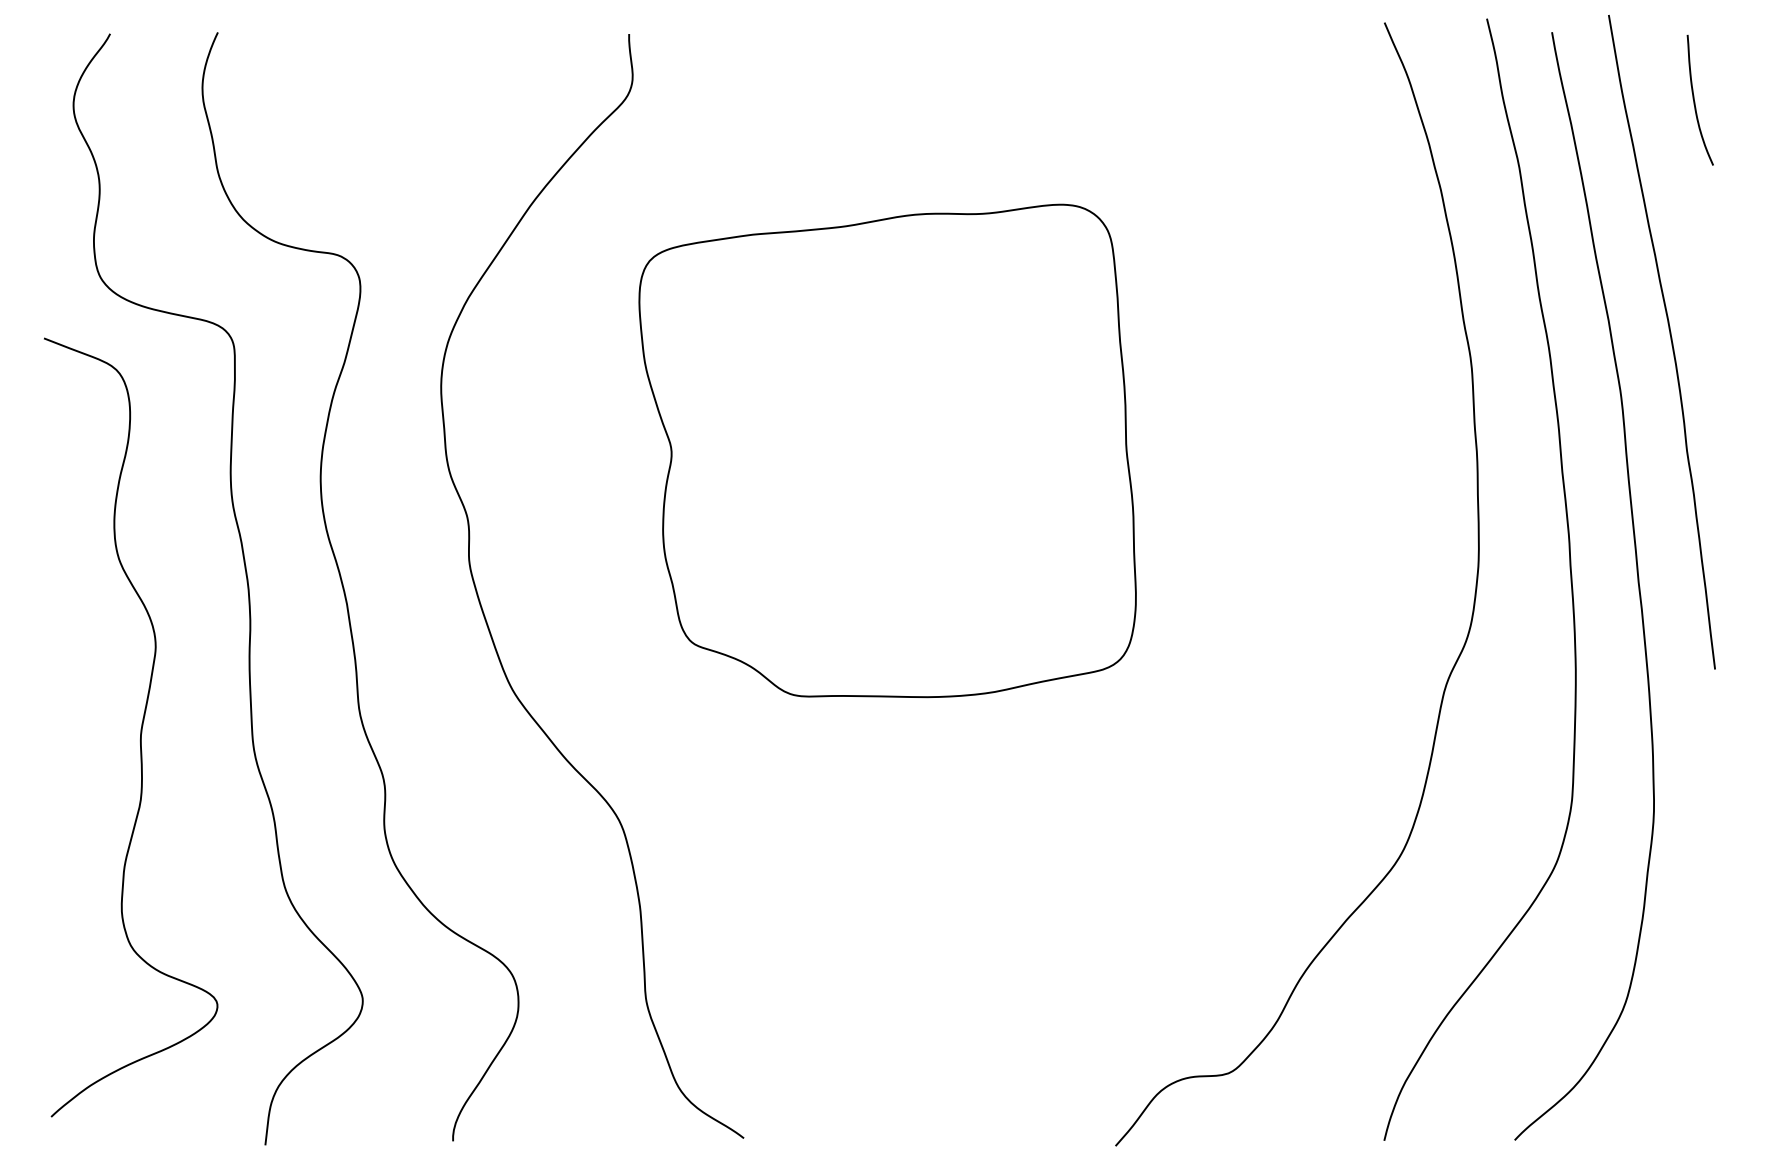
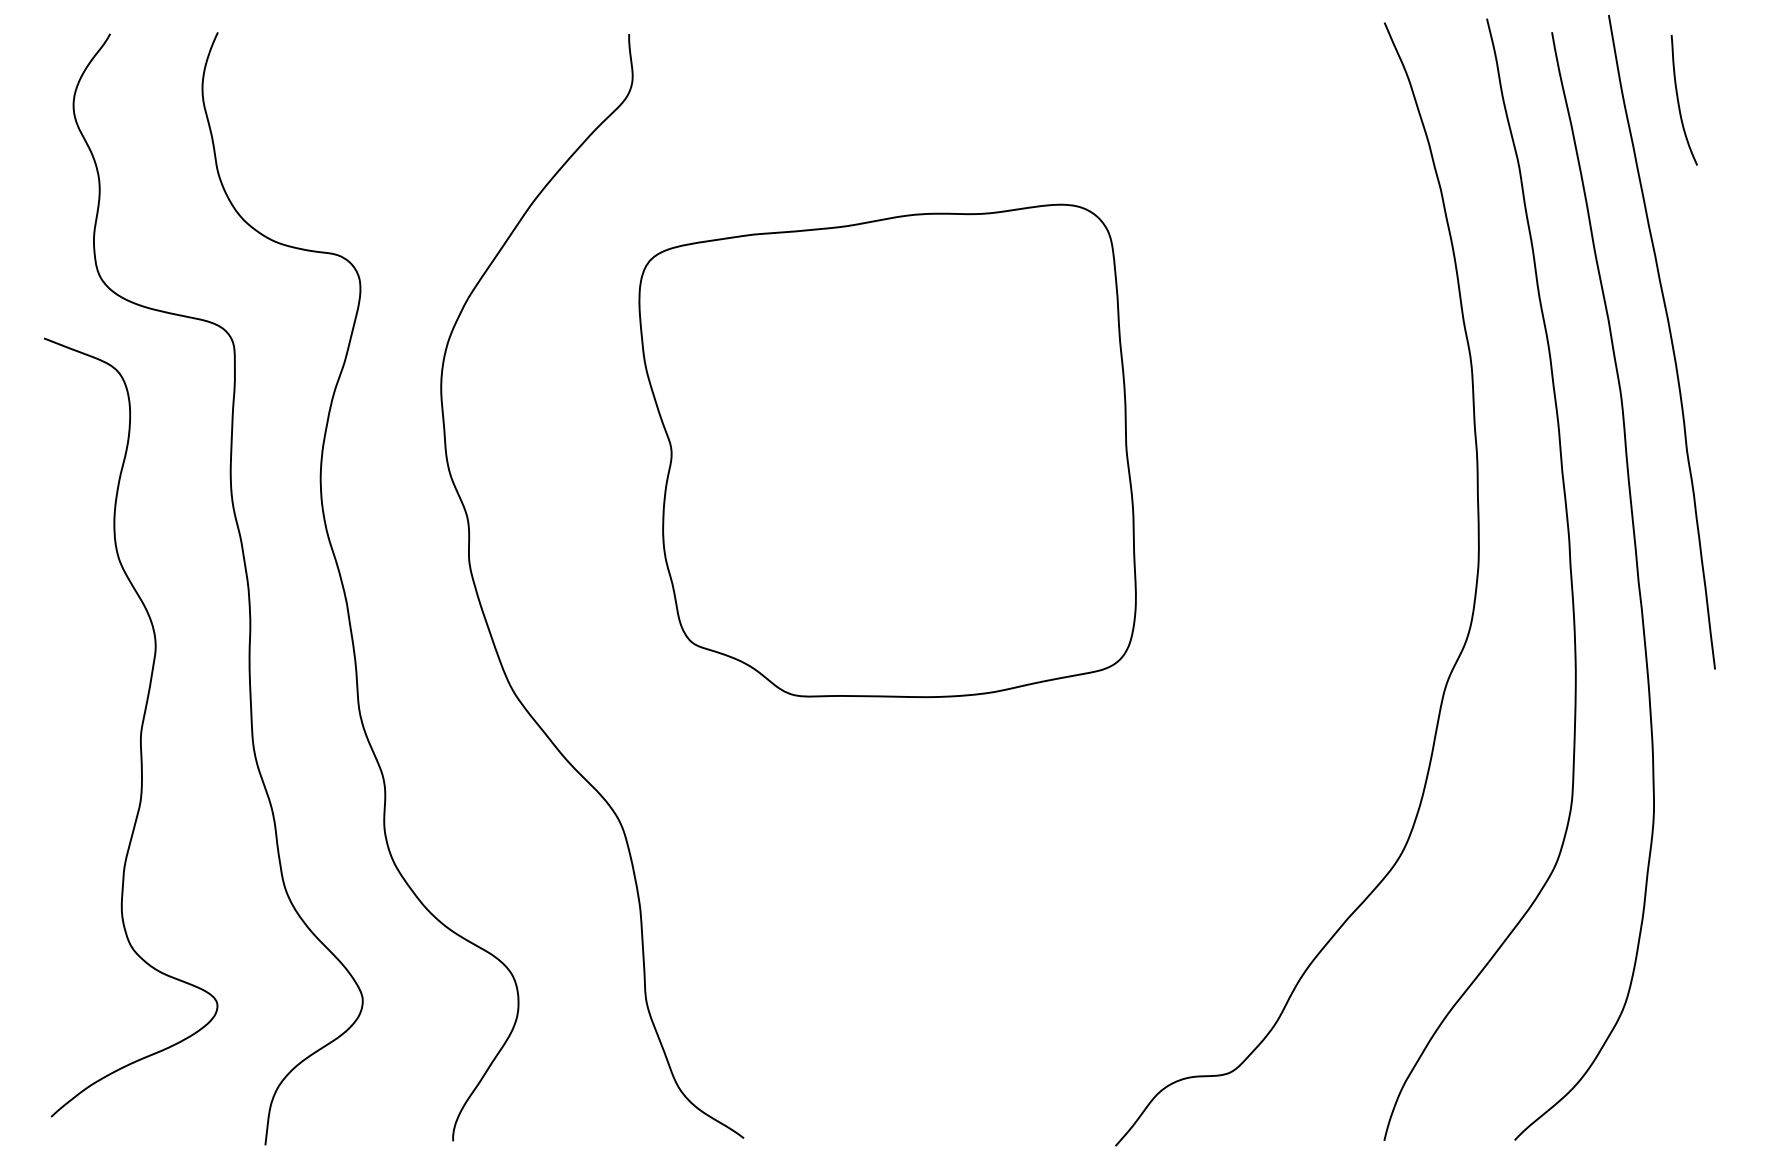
curve position: (1695, 101) -> (1679, 101) (1679, 101)
